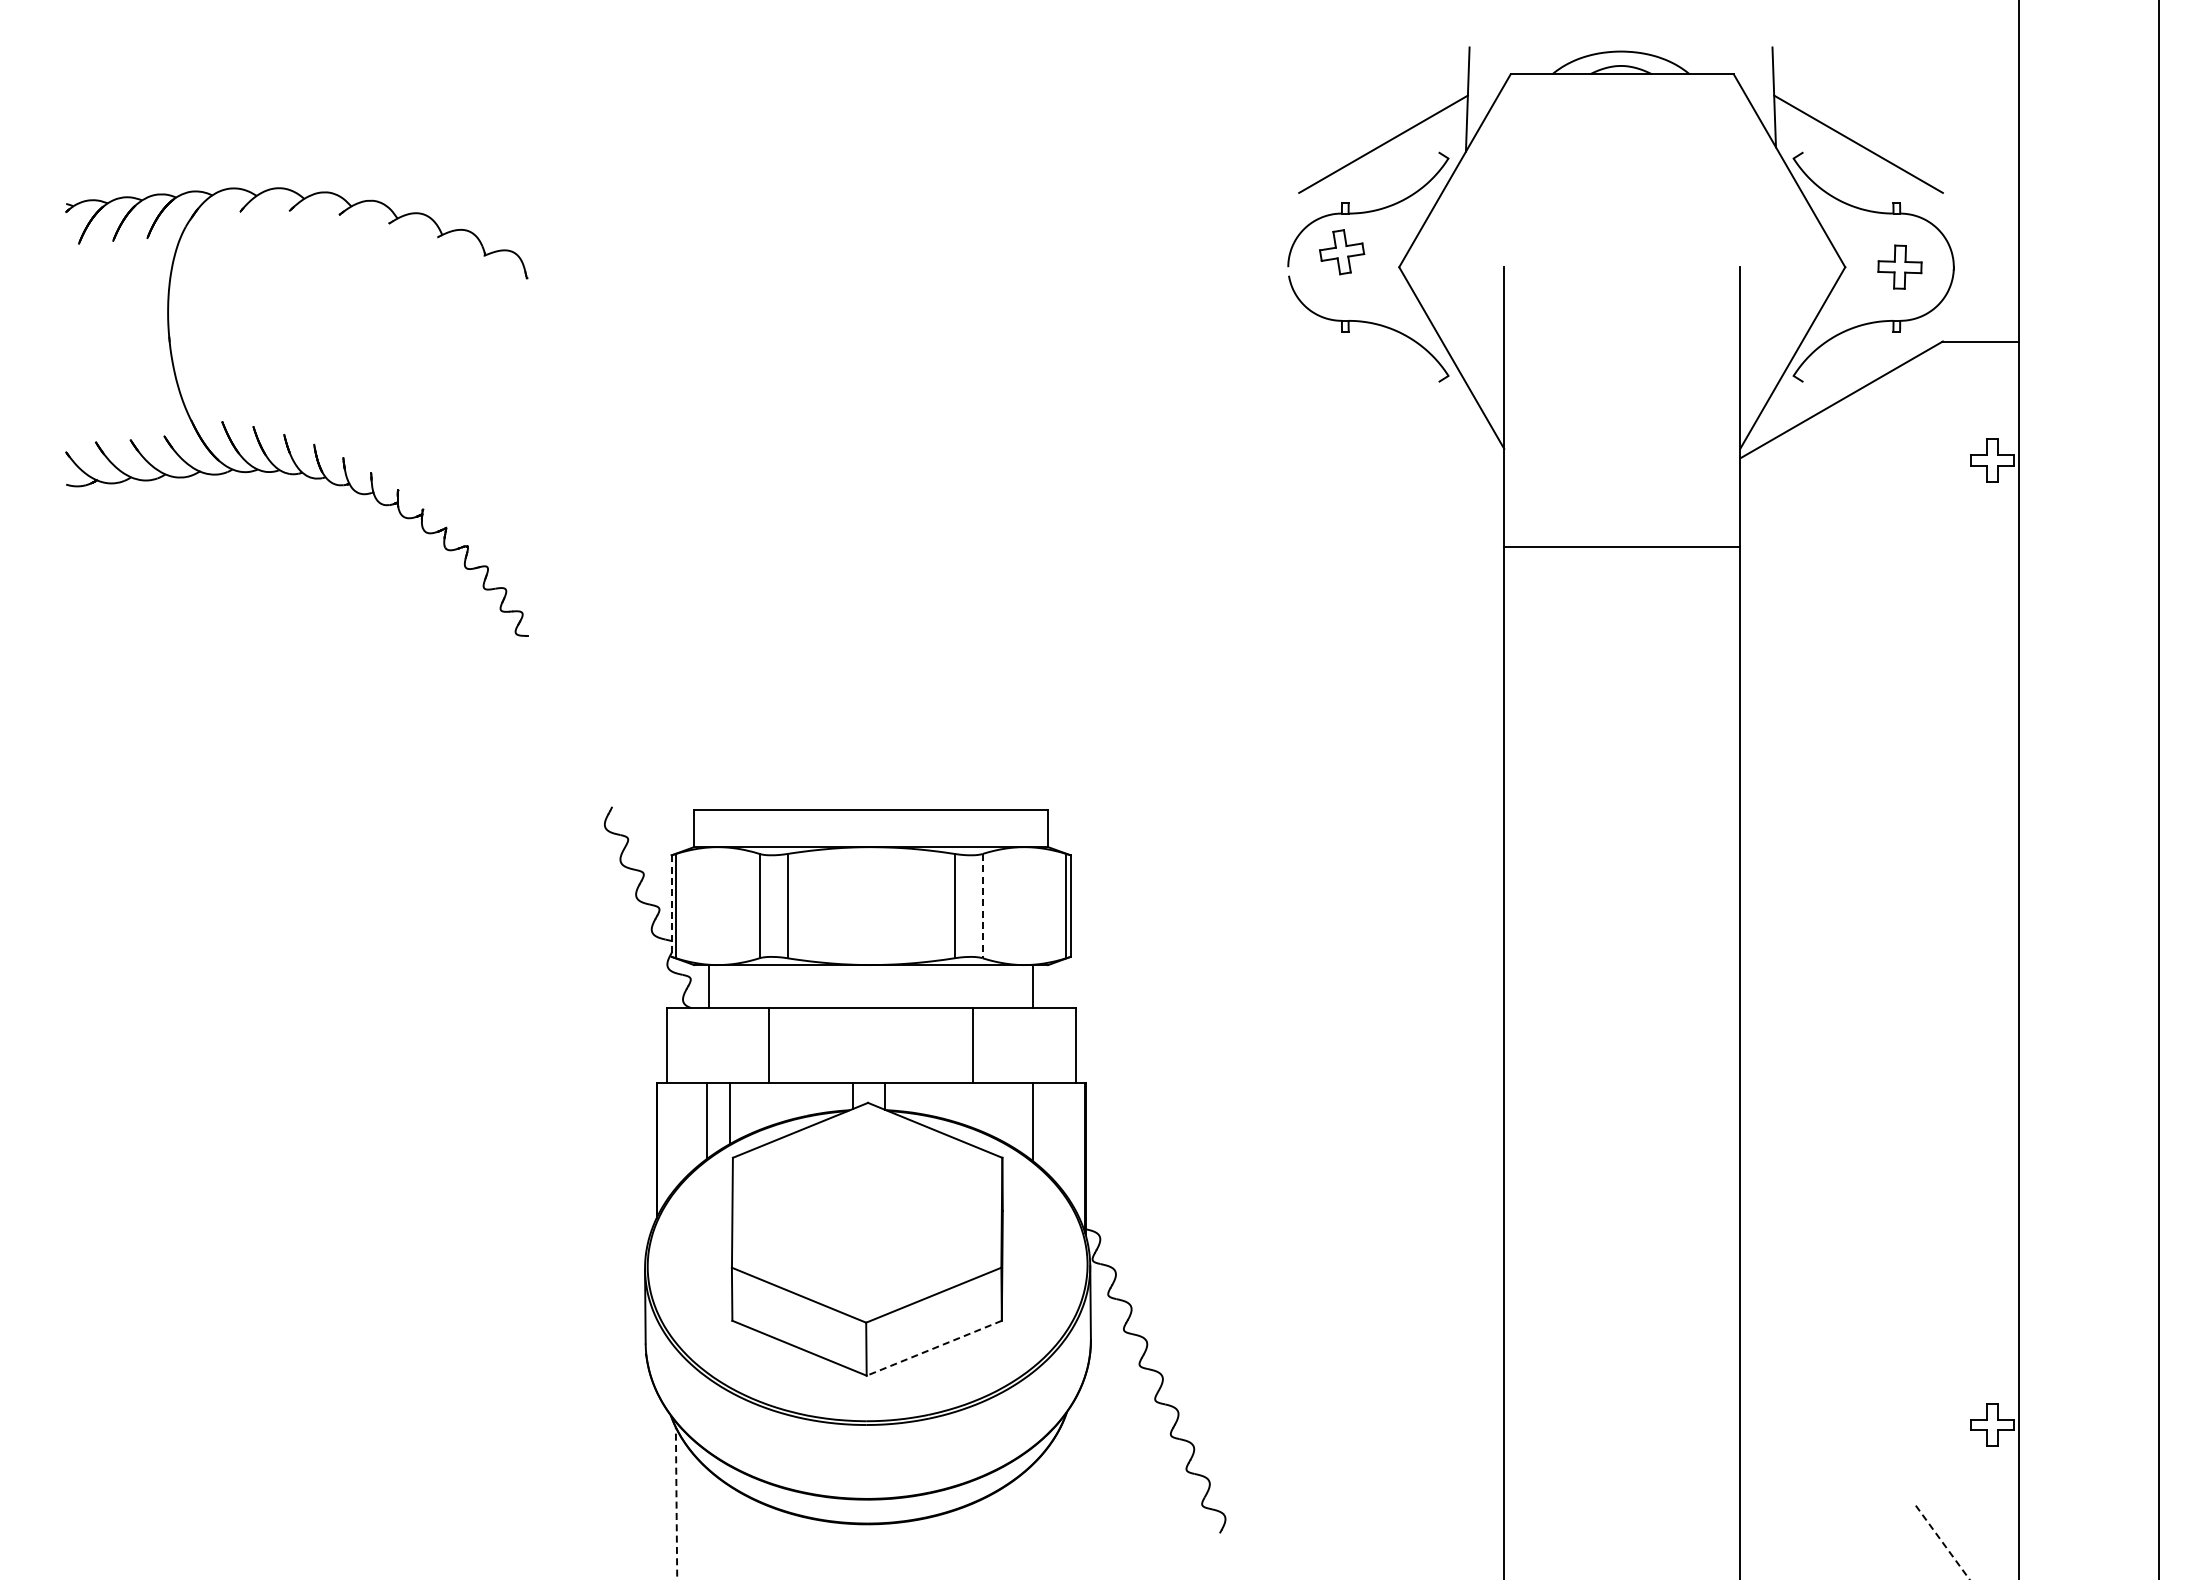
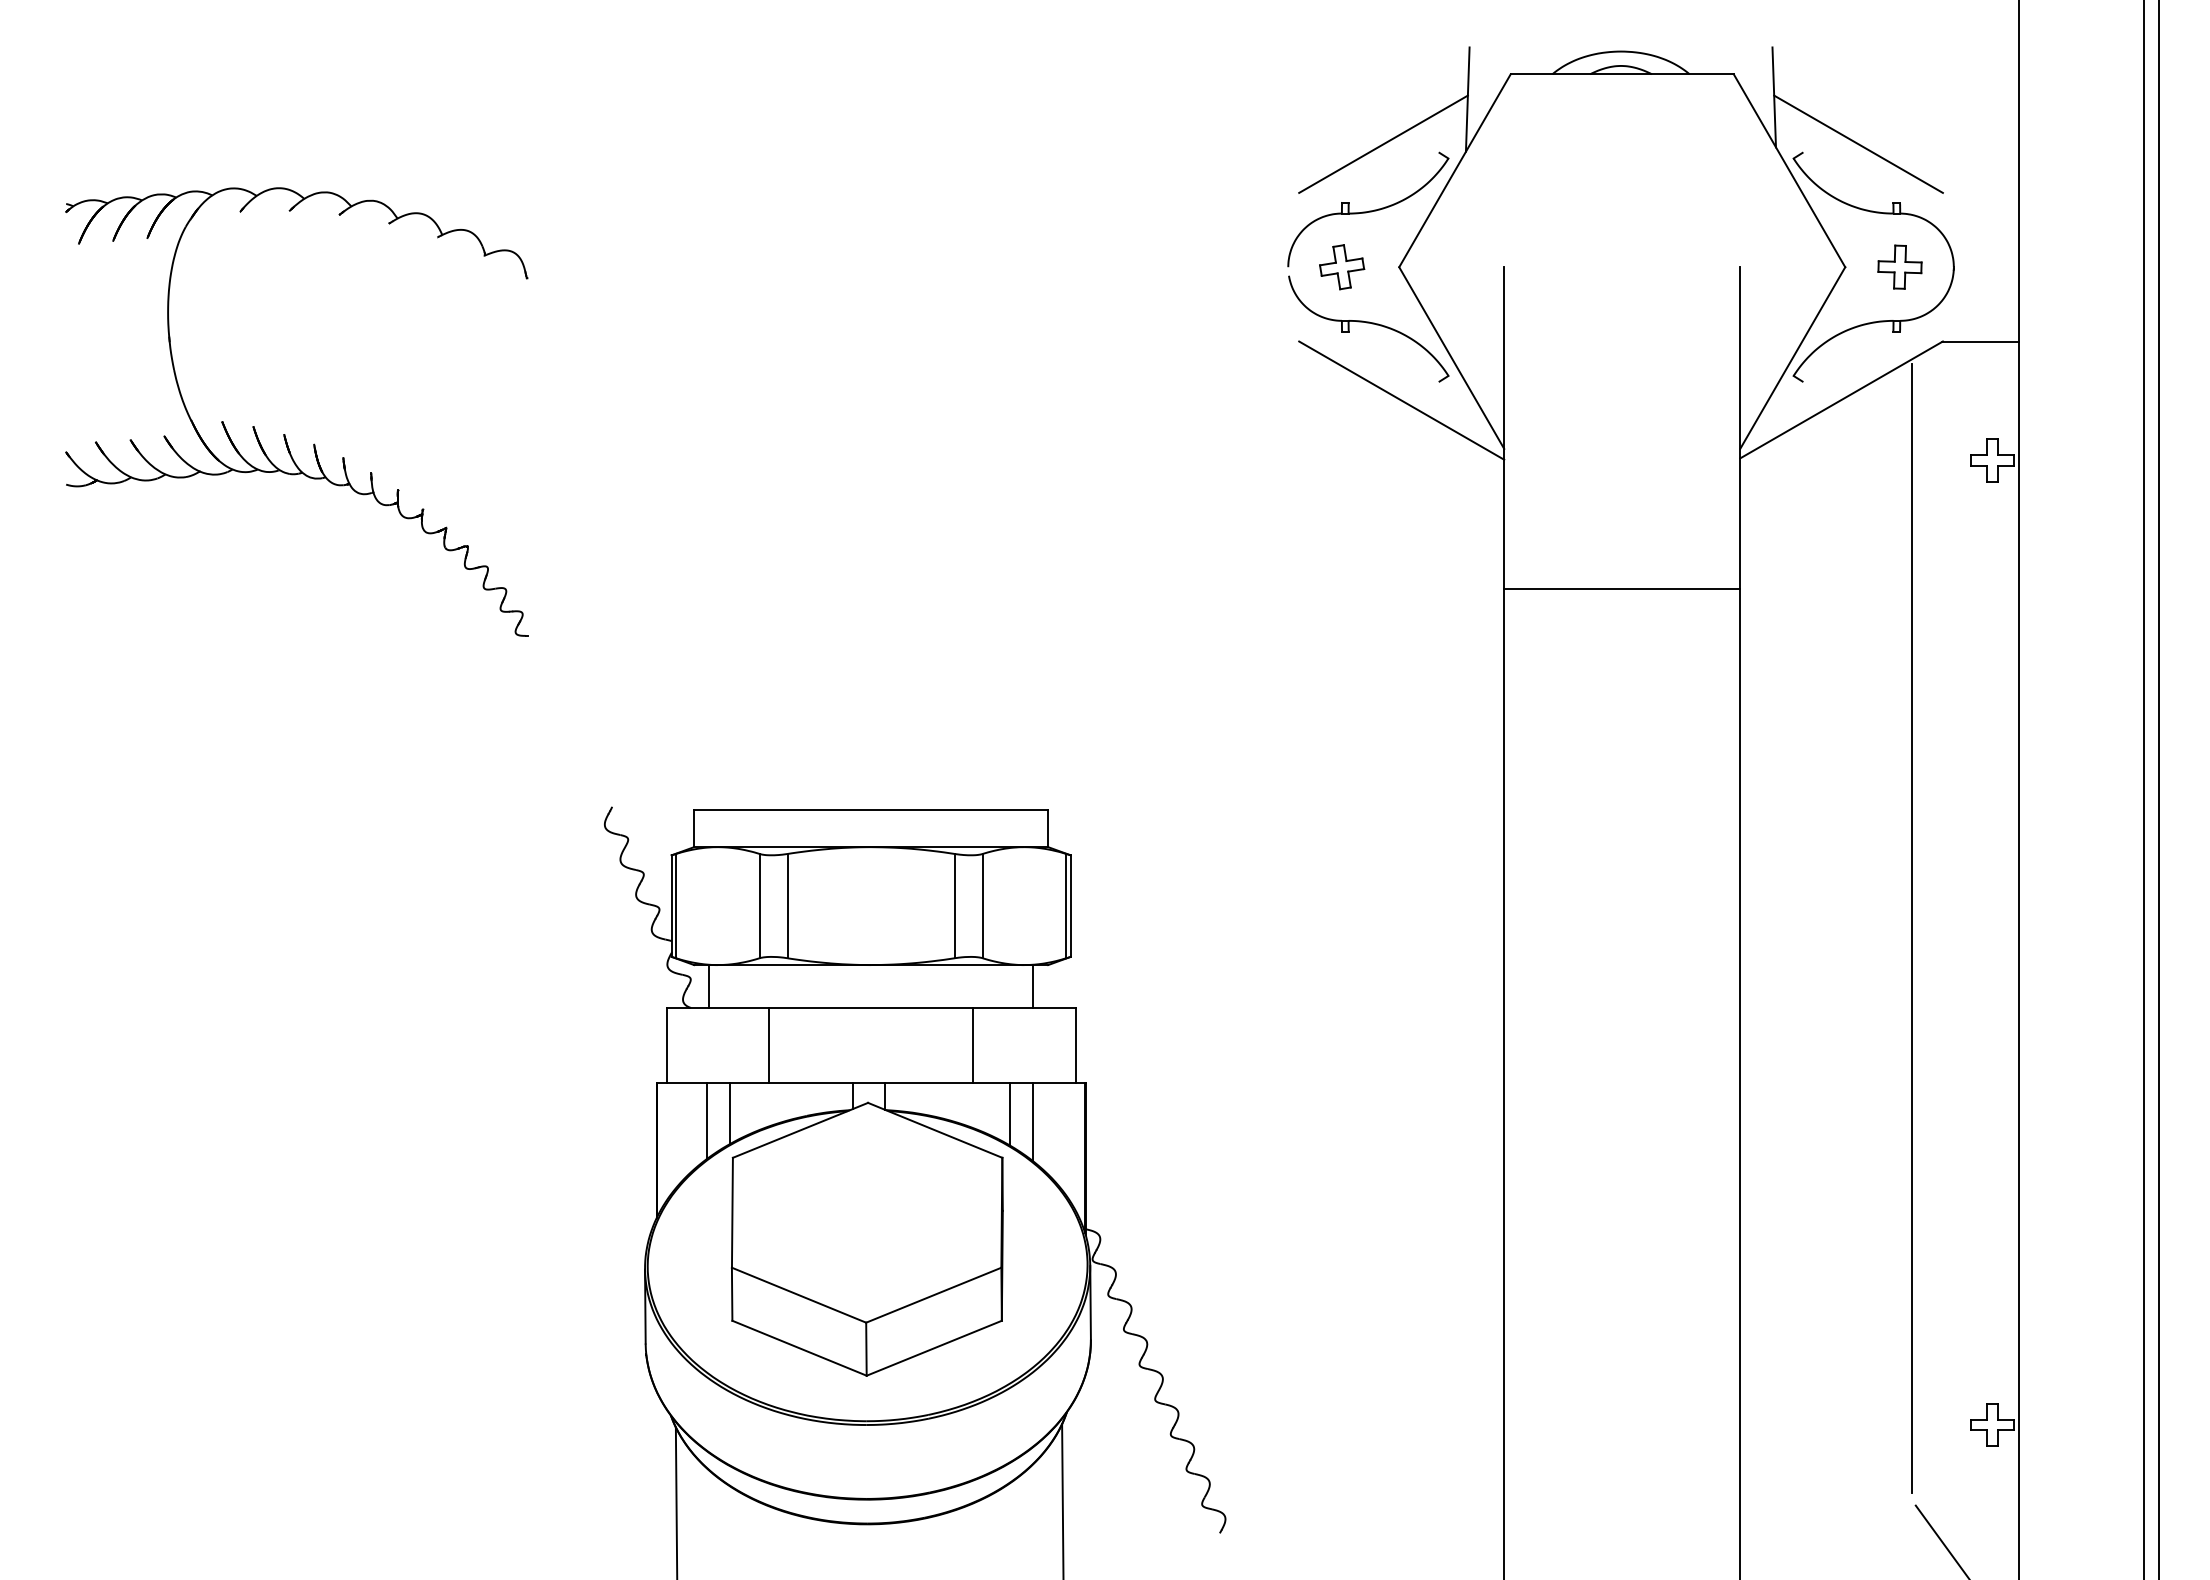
part position: (1342, 252) -> (1342, 267) (1342, 267)
line: none -> present (1401, 400)
line position: (1622, 546) -> (1622, 588) (1622, 588)
line: none -> present (2143, 789)
line: dashed -> solid (671, 906)
line: dashed -> solid (982, 906)
line: none -> present (1911, 928)
line: none -> present (1009, 1113)
line: dashed -> solid (934, 1348)
line: none -> present (1062, 1500)
line: dashed -> solid (676, 1503)
line: dashed -> solid (1942, 1542)
